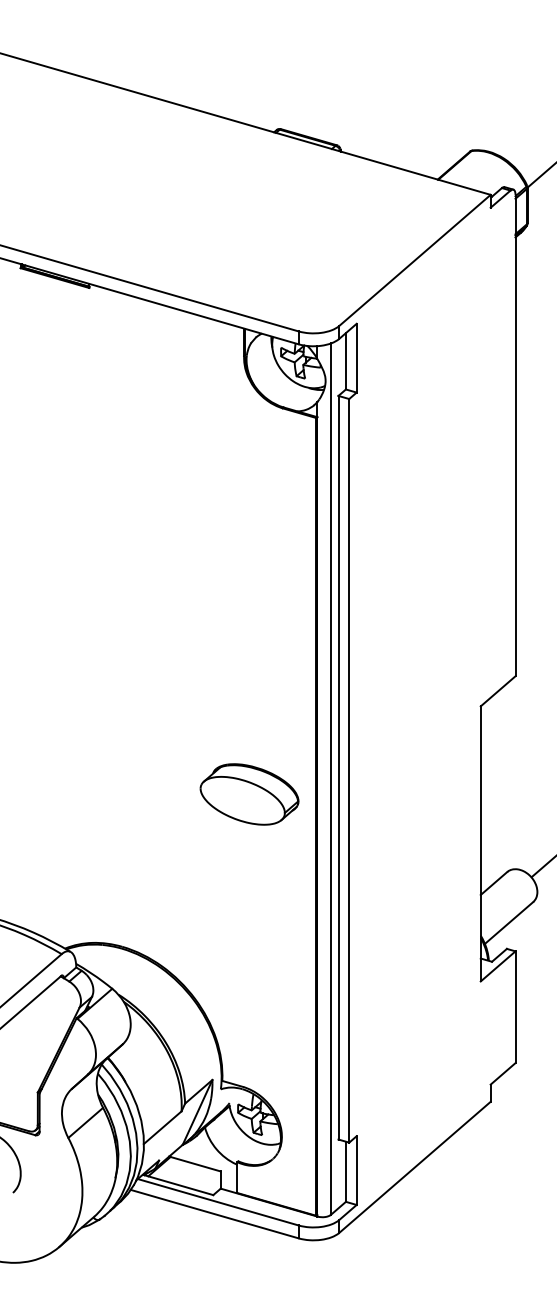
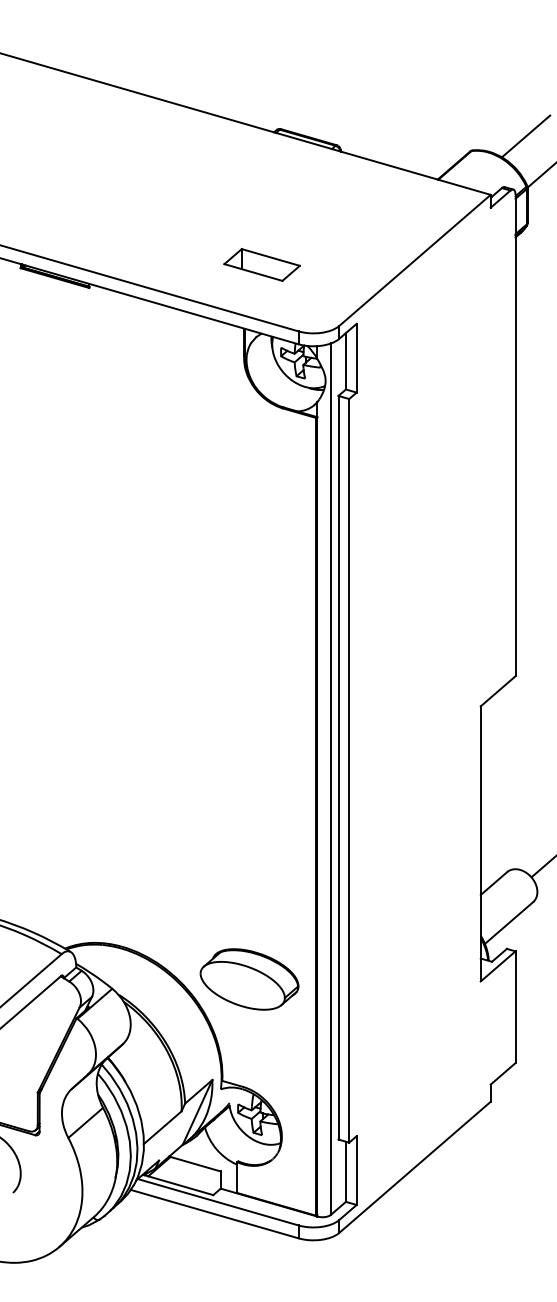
line: none -> present (525, 136)
part: none -> present (261, 264)
part position: (249, 794) -> (249, 979) (249, 979)
